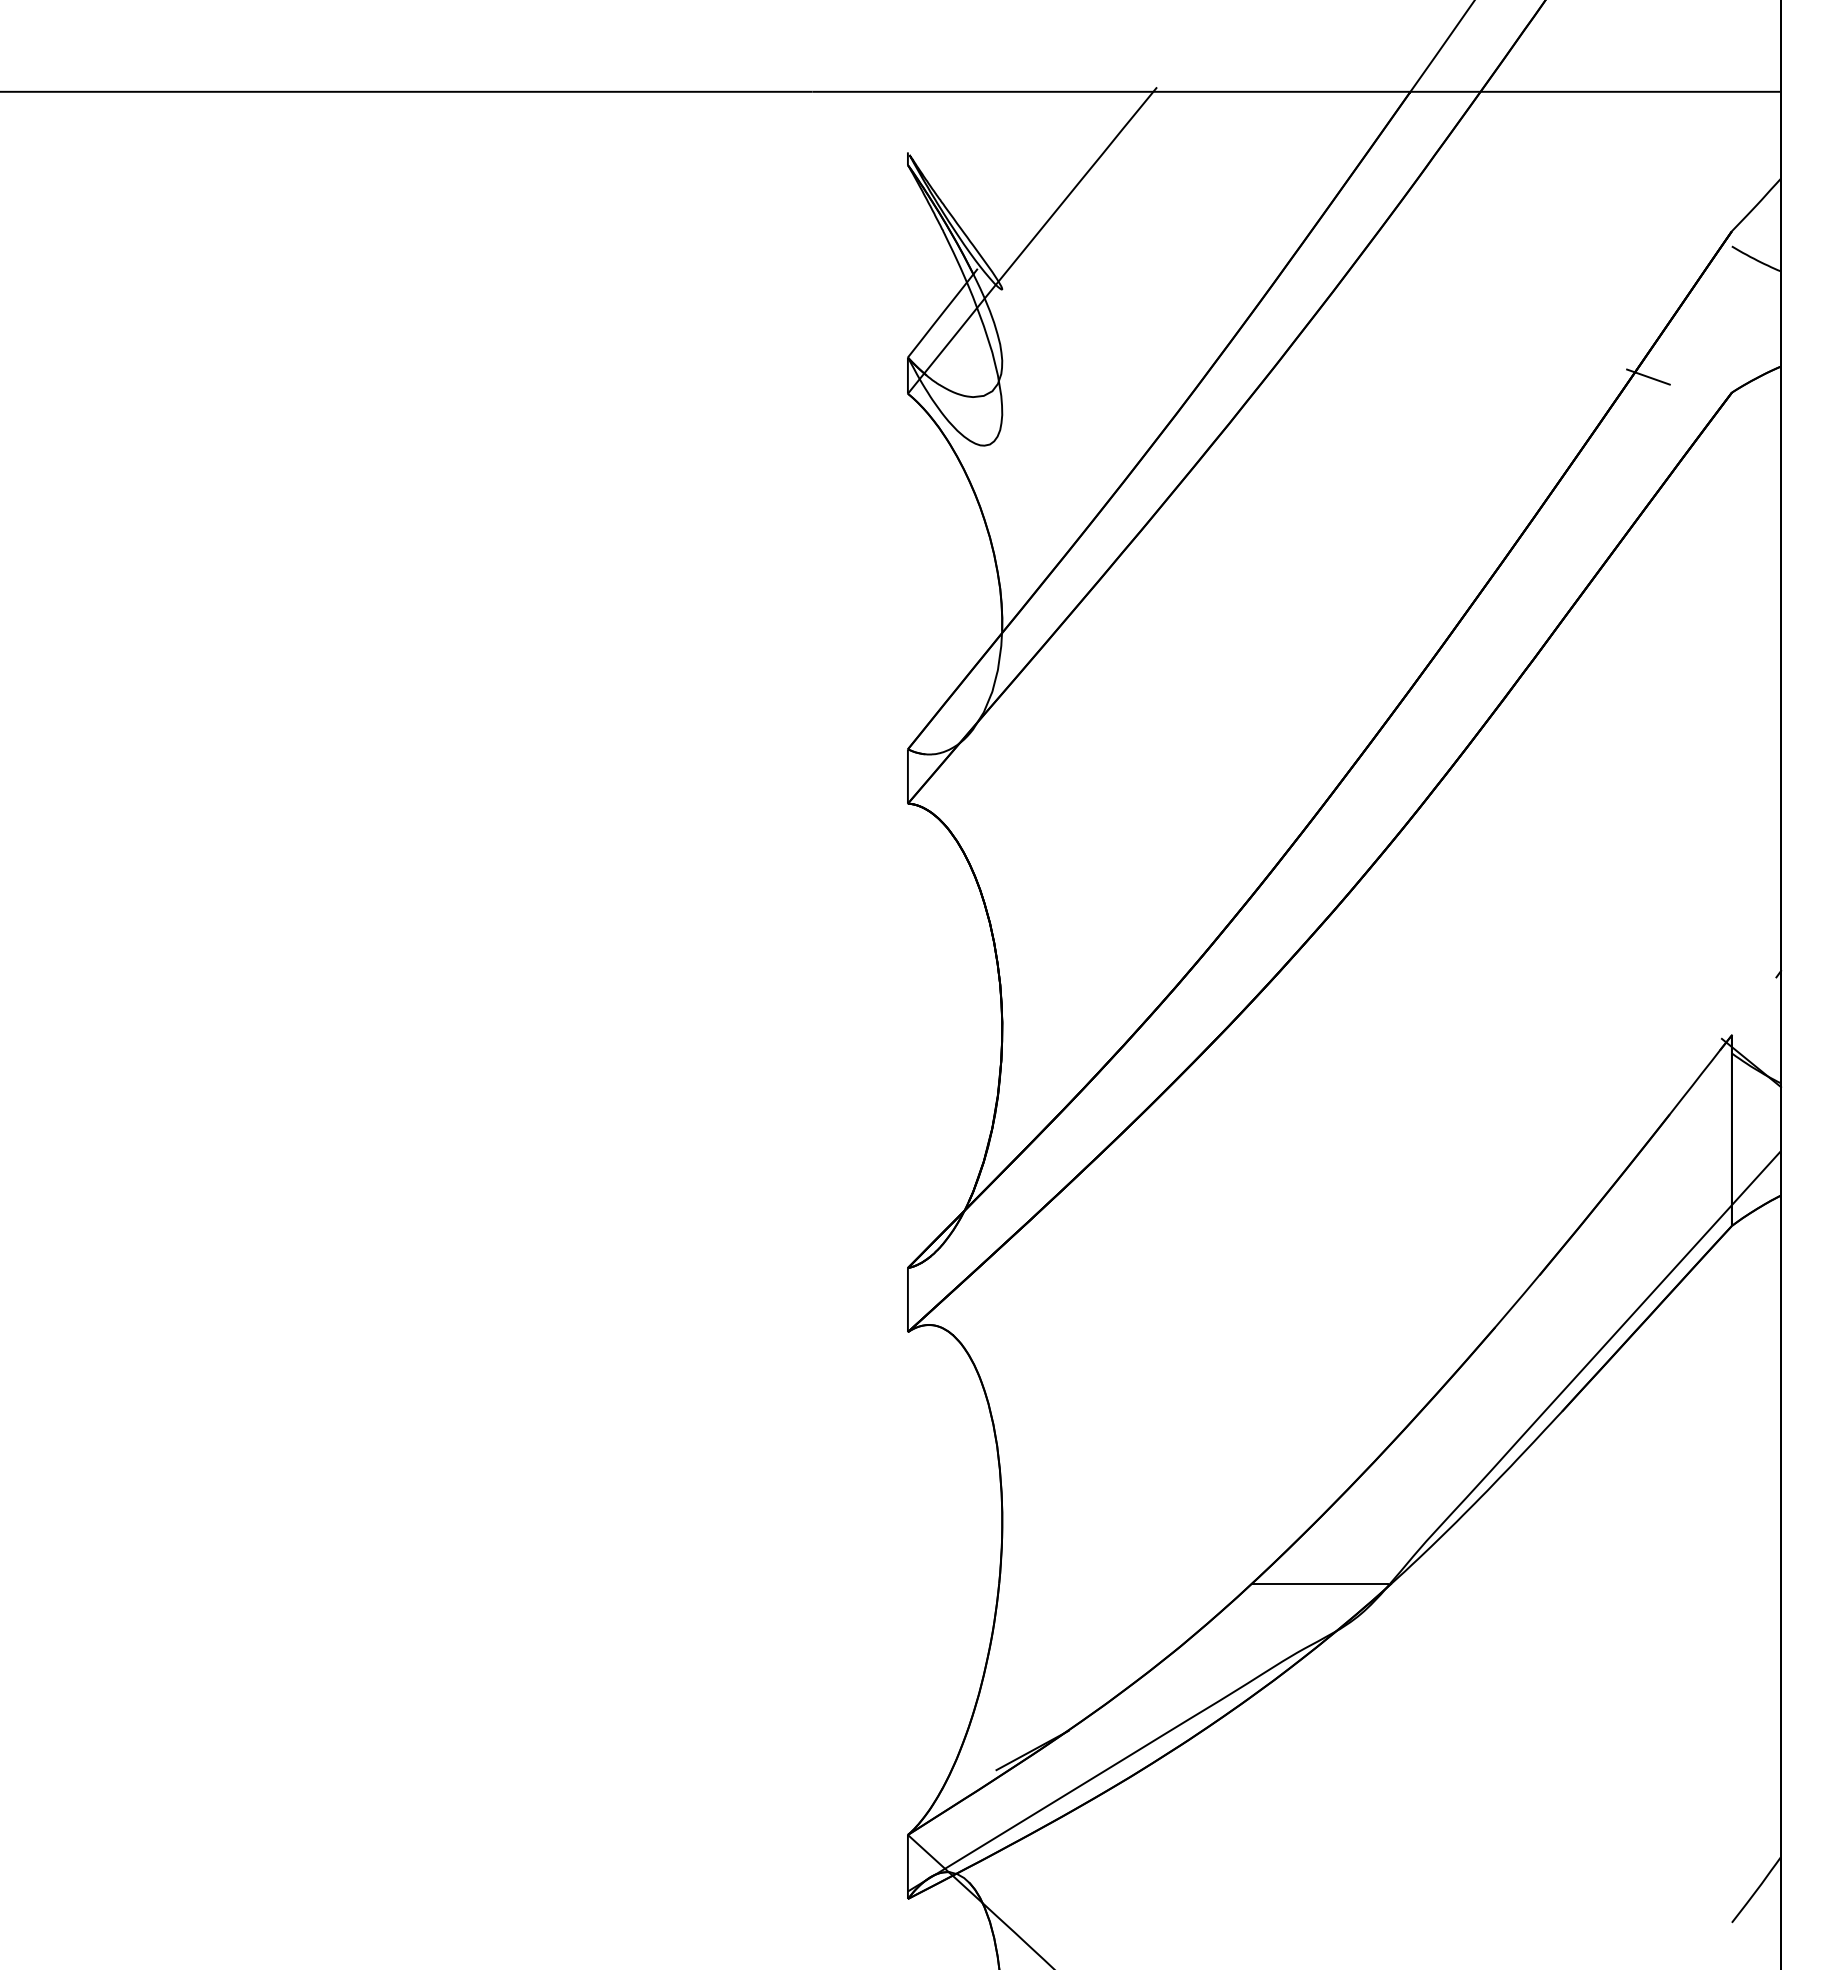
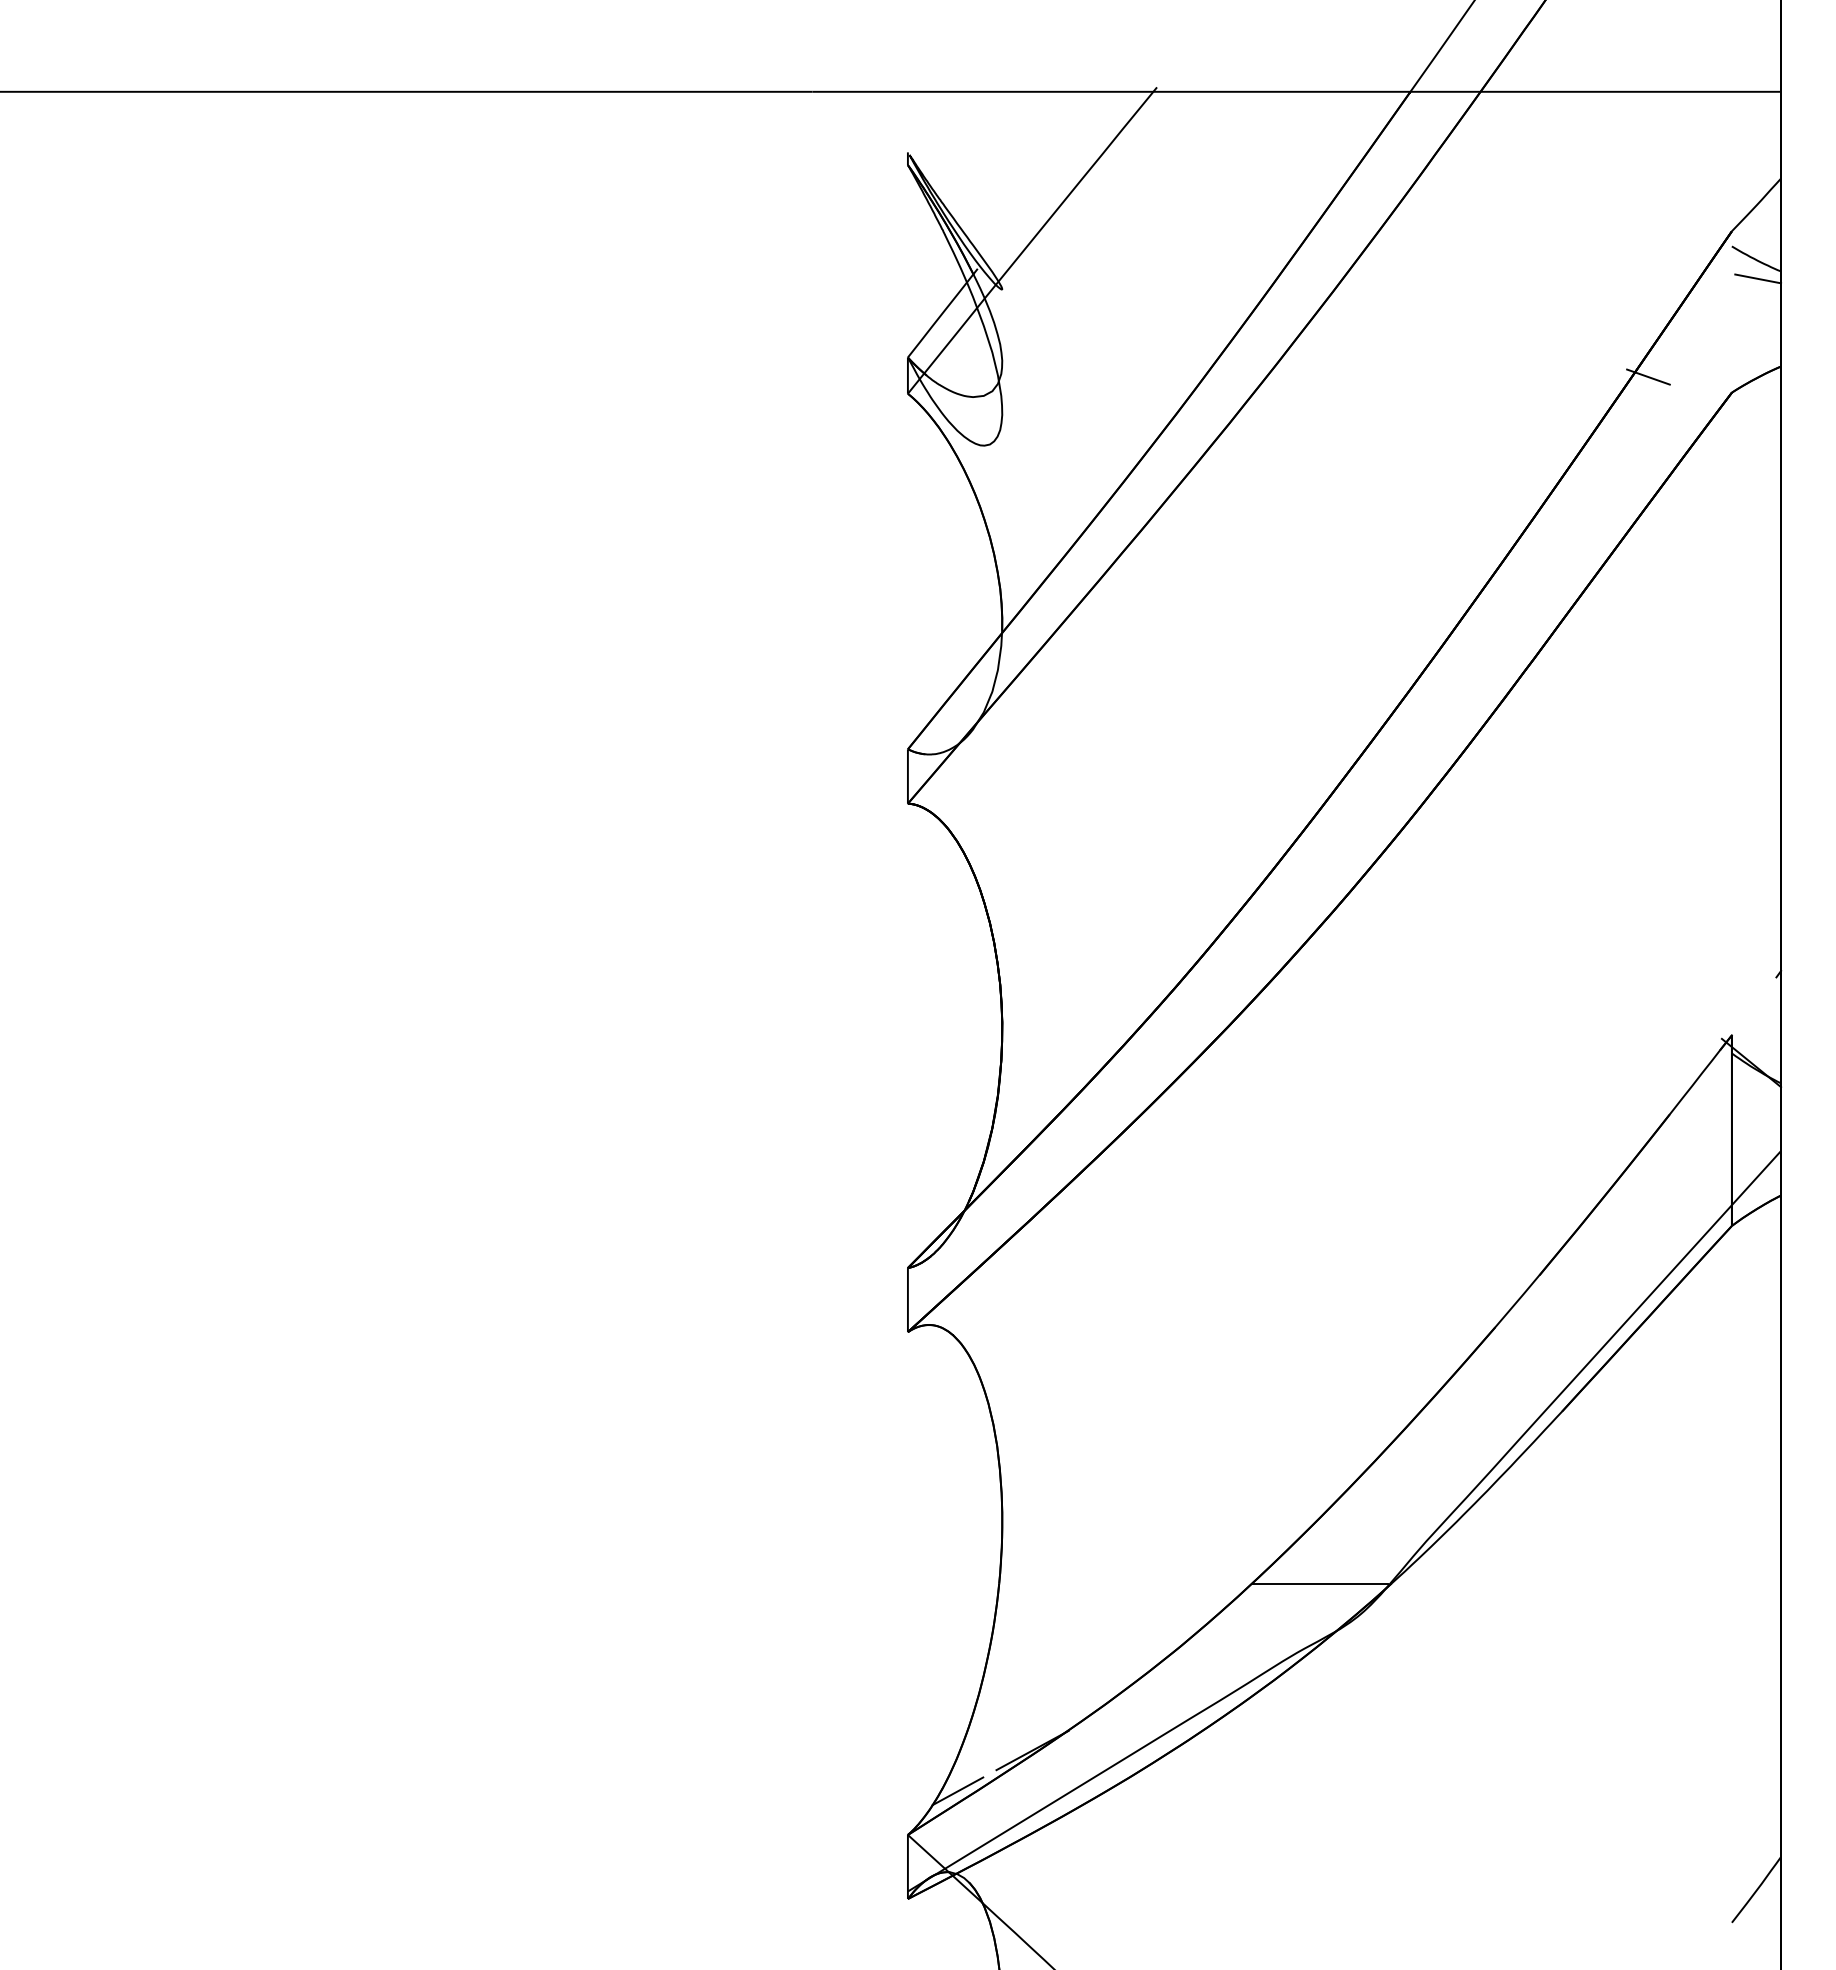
line: none -> present (1758, 278)
line: none -> present (957, 1791)
